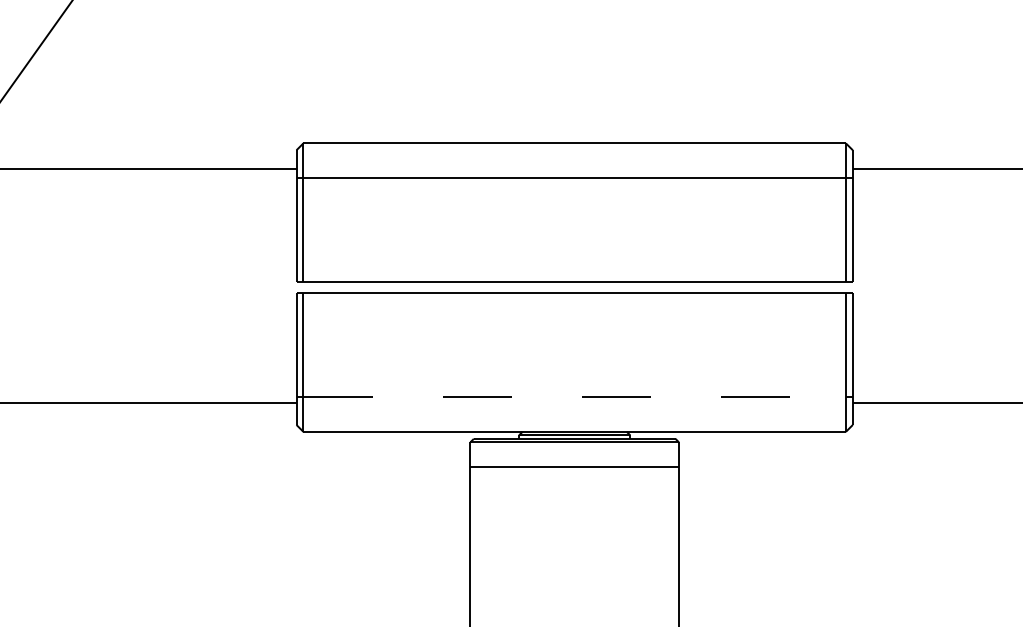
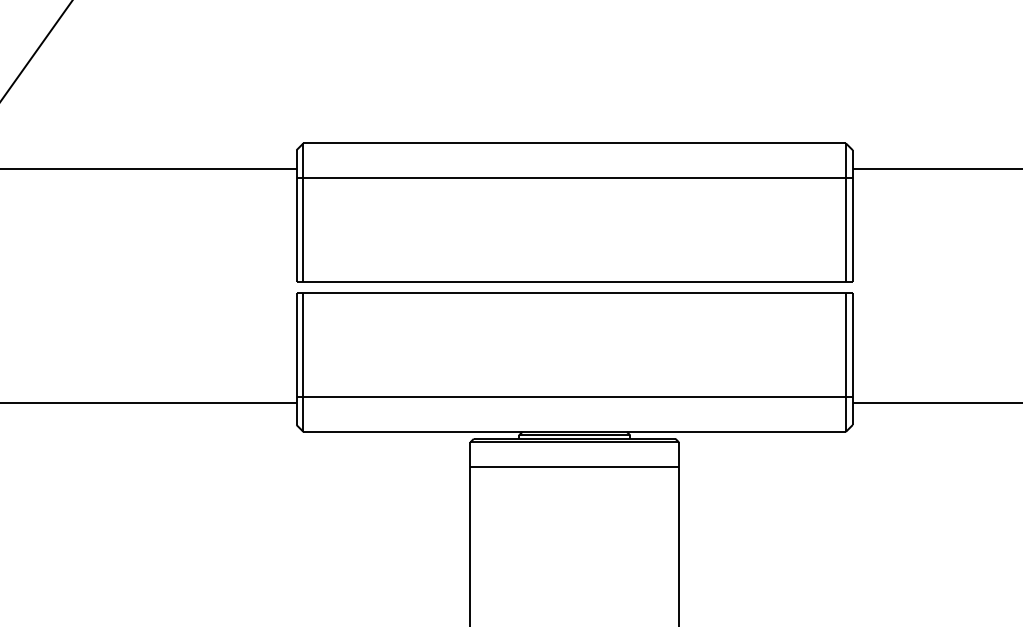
line: dashed -> solid (575, 397)
